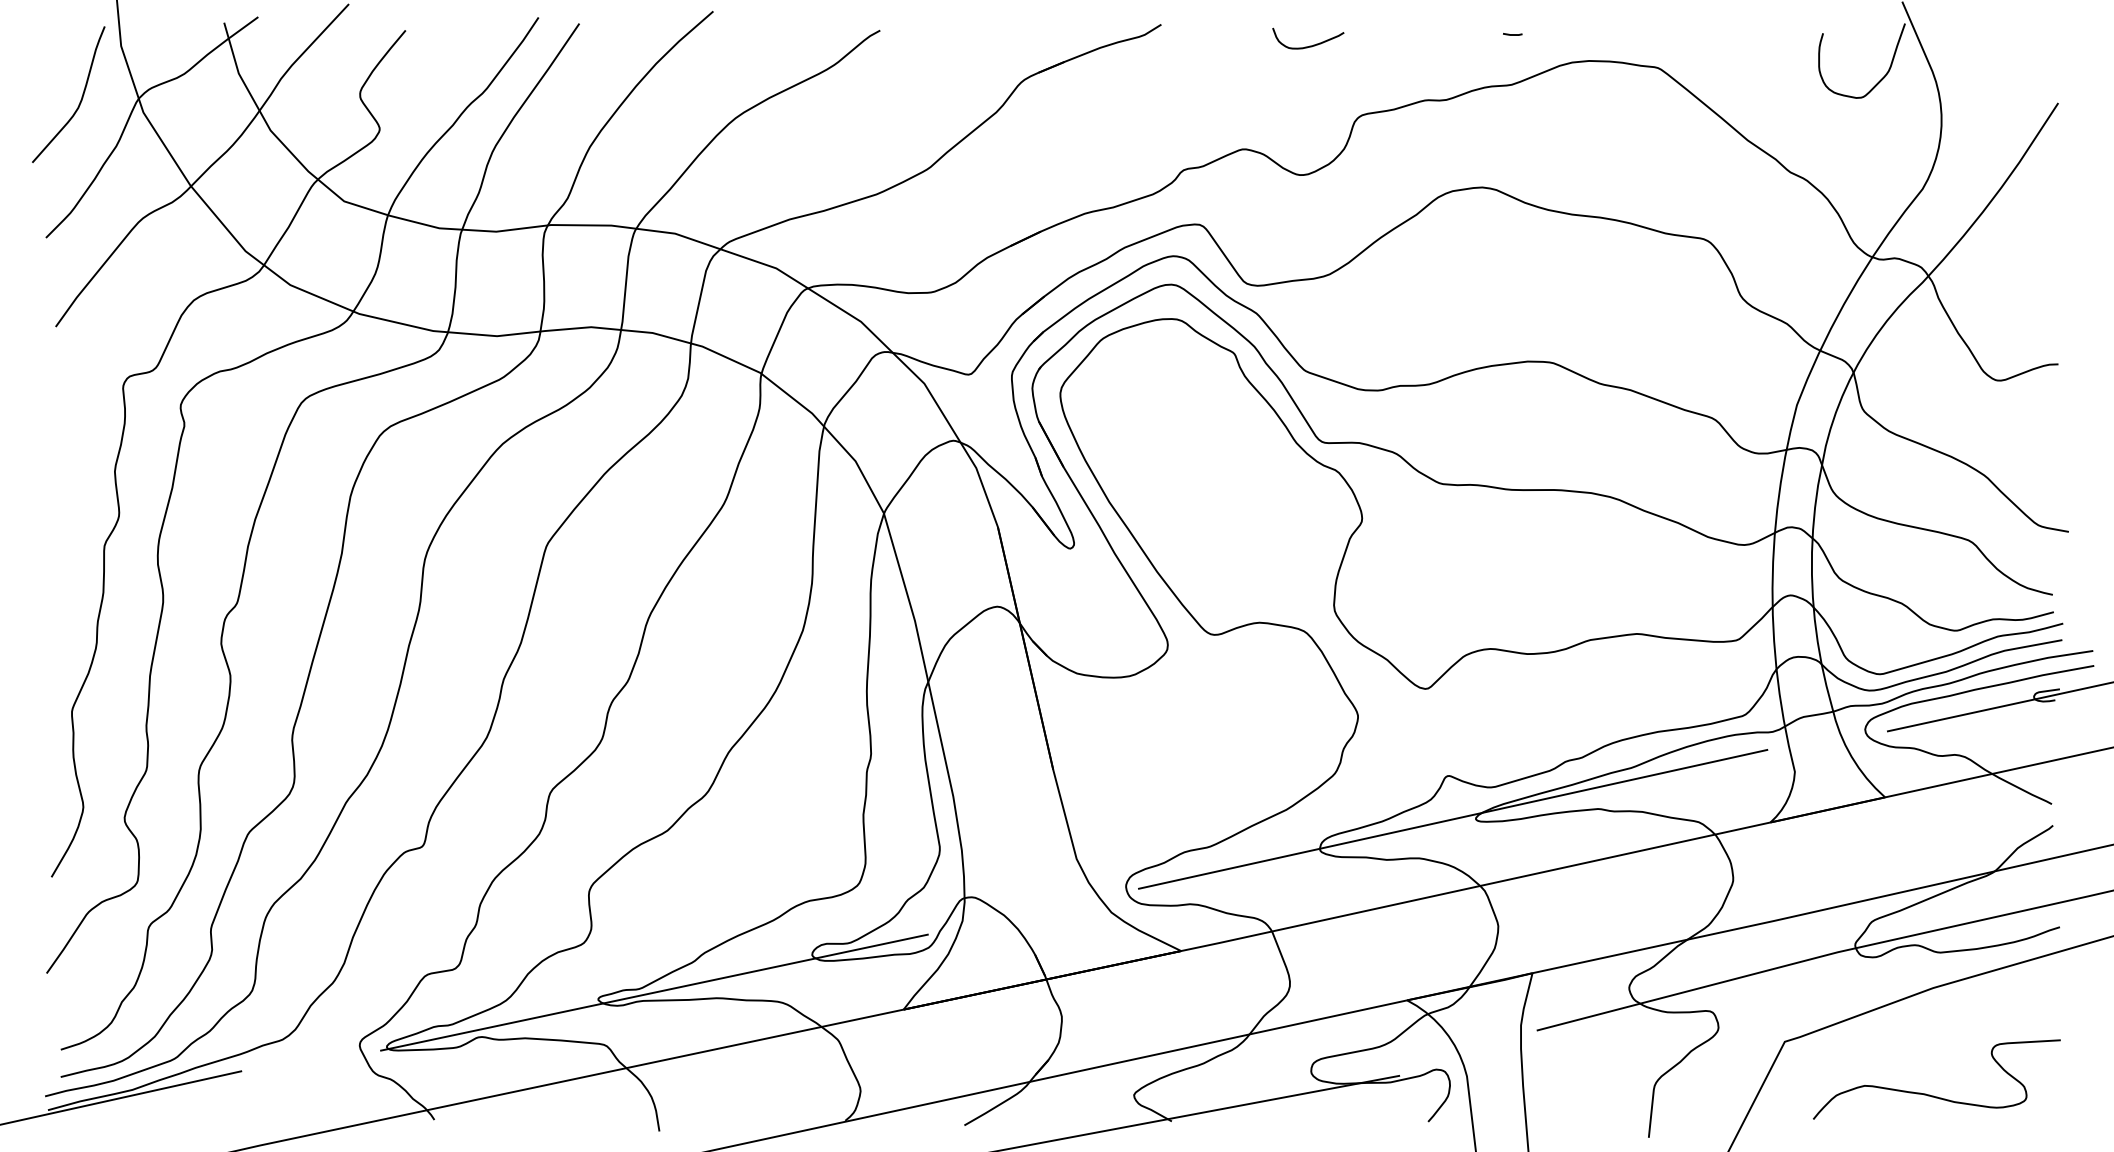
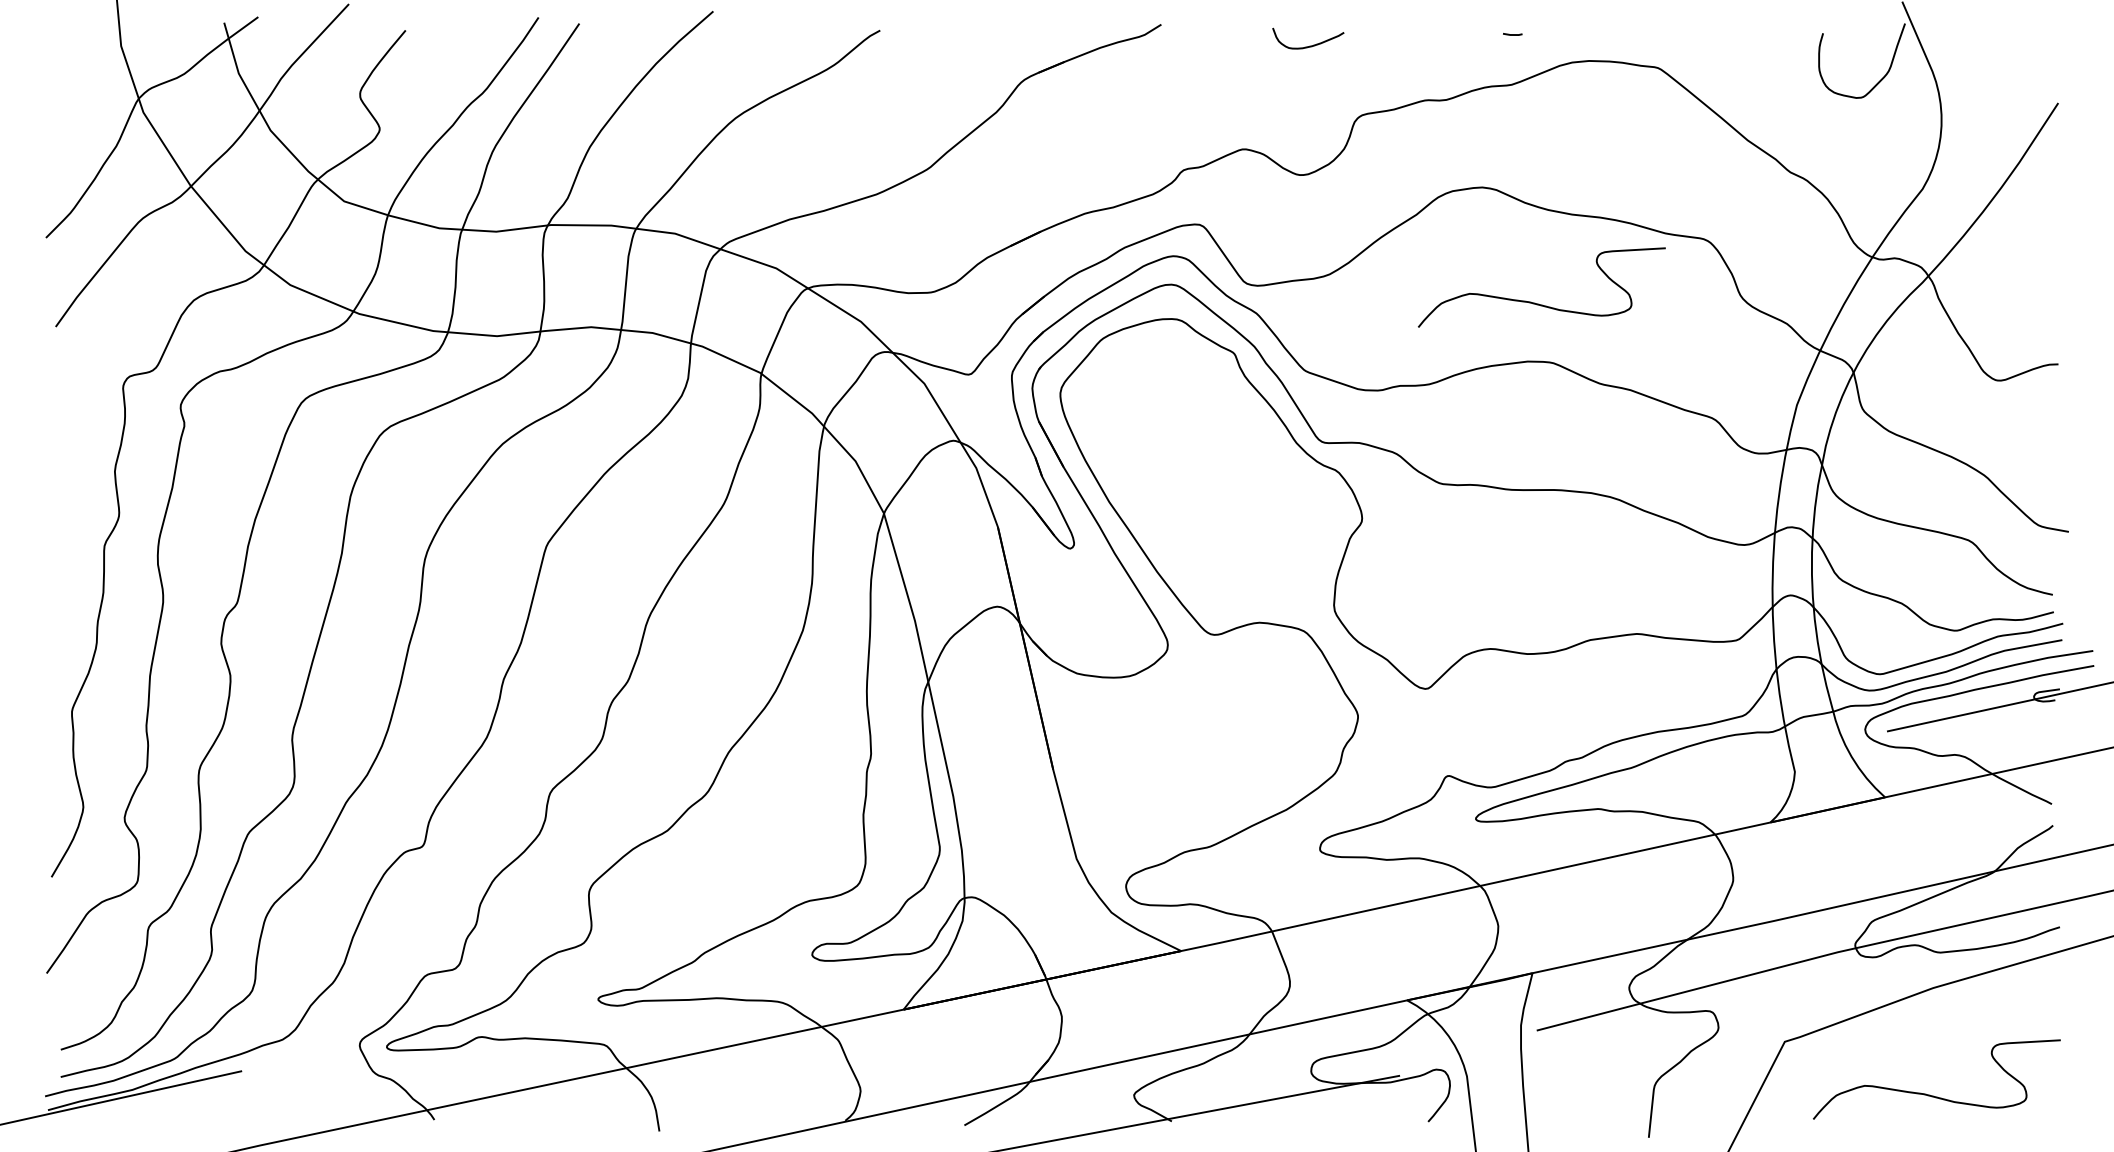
curve: present -> none (80, 99)
curve: none -> present (1538, 303)
line: present -> none (1452, 818)
line: present -> none (654, 992)
